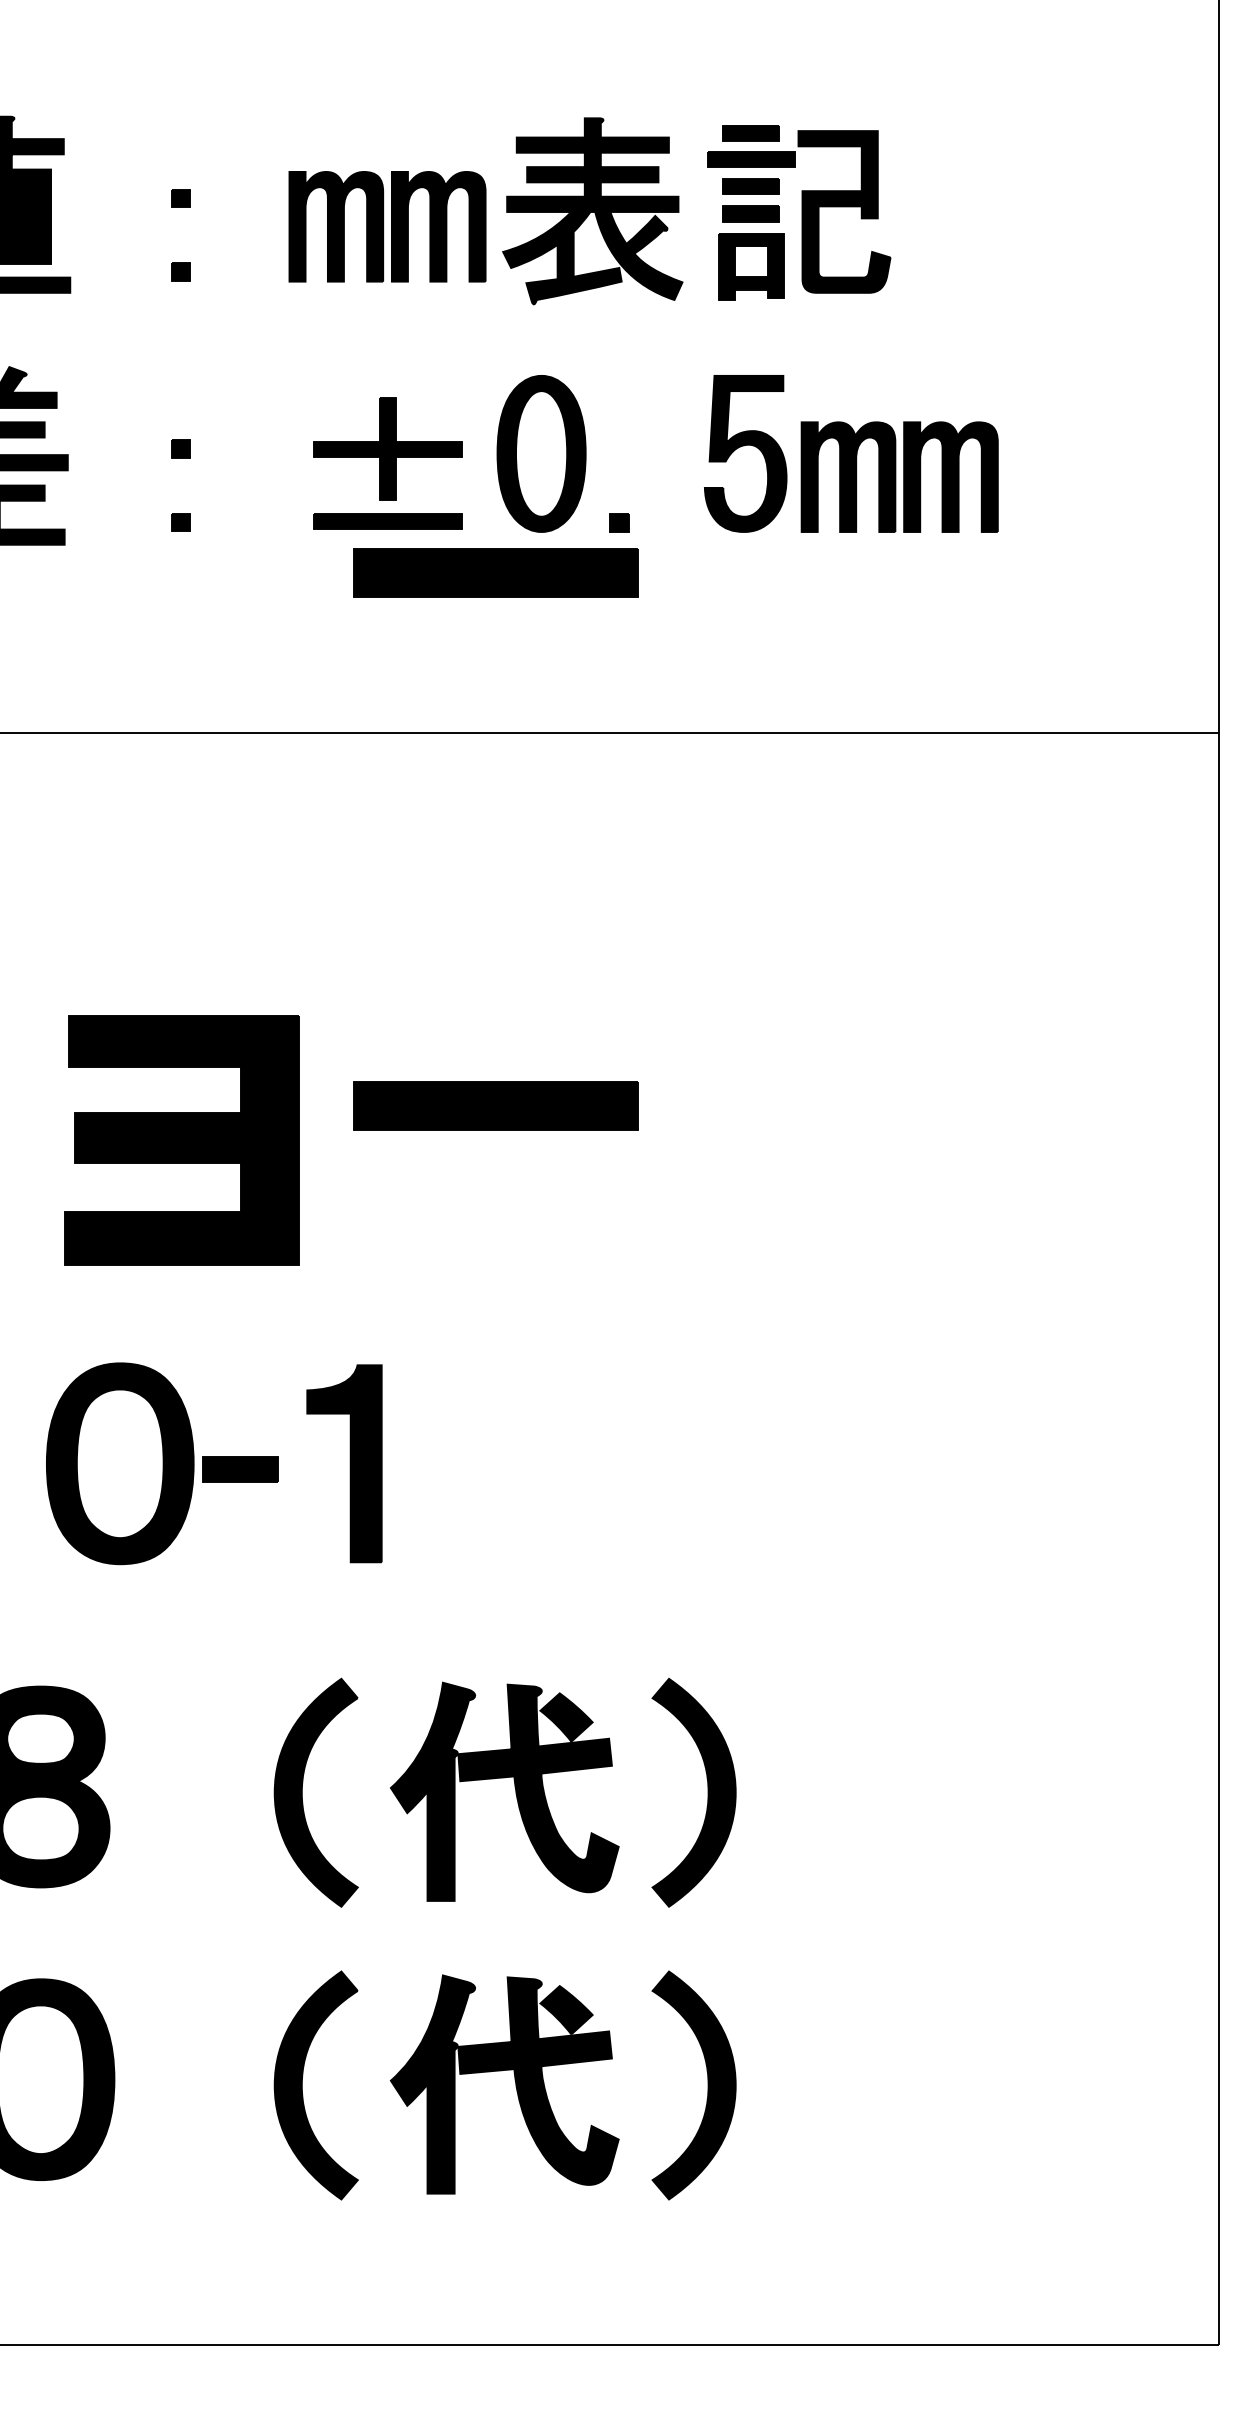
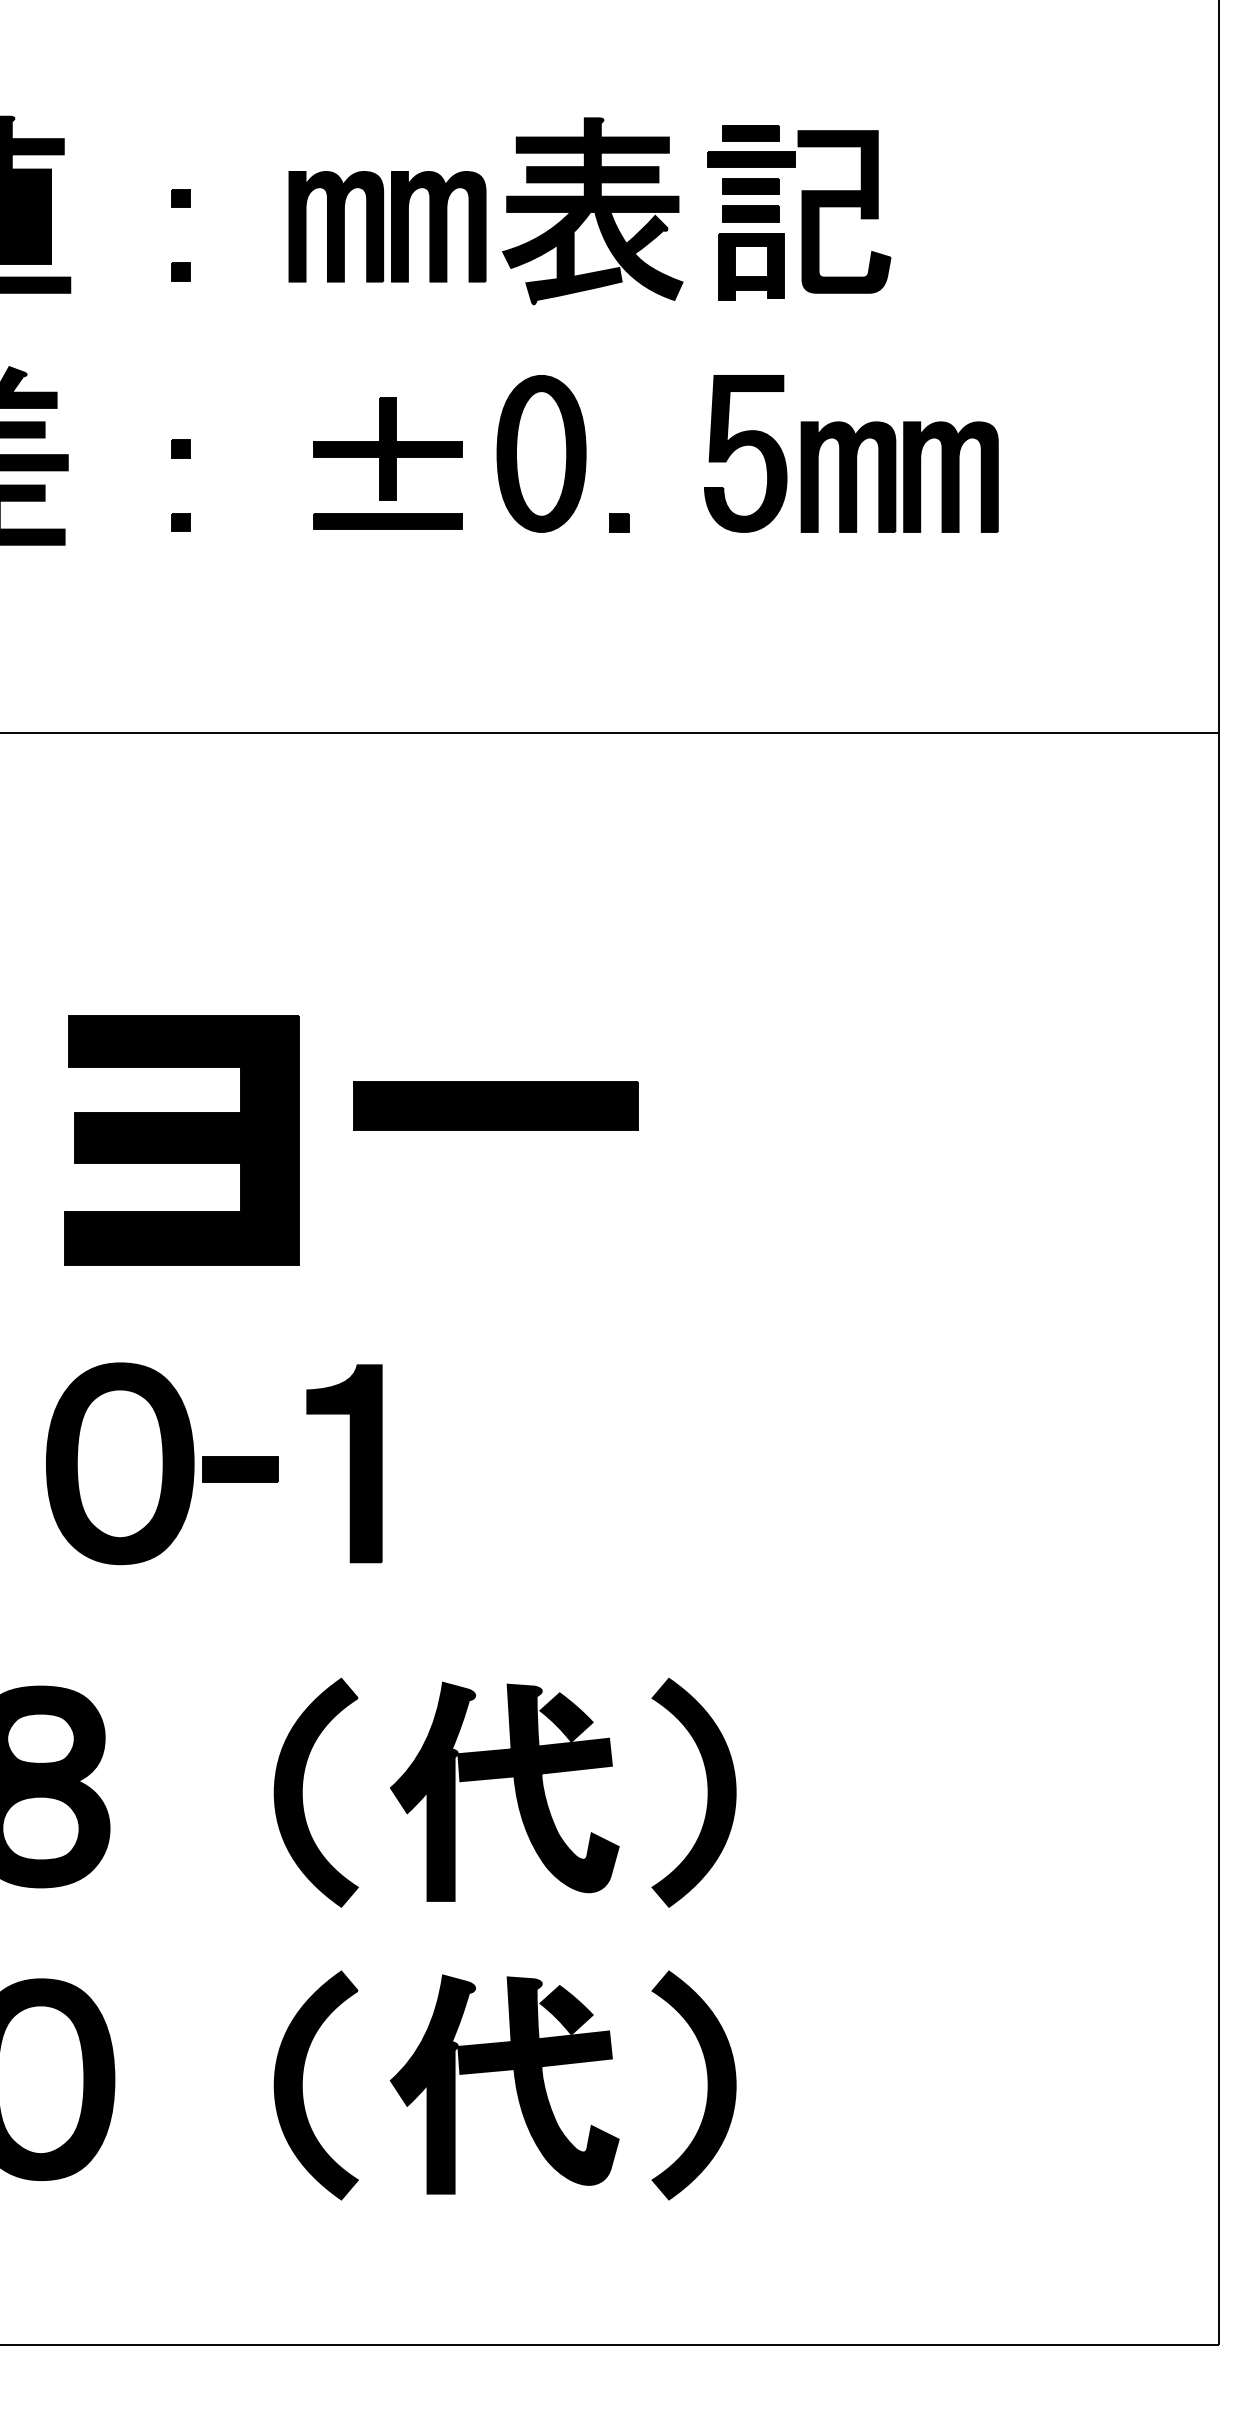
part: present -> none (495, 572)
